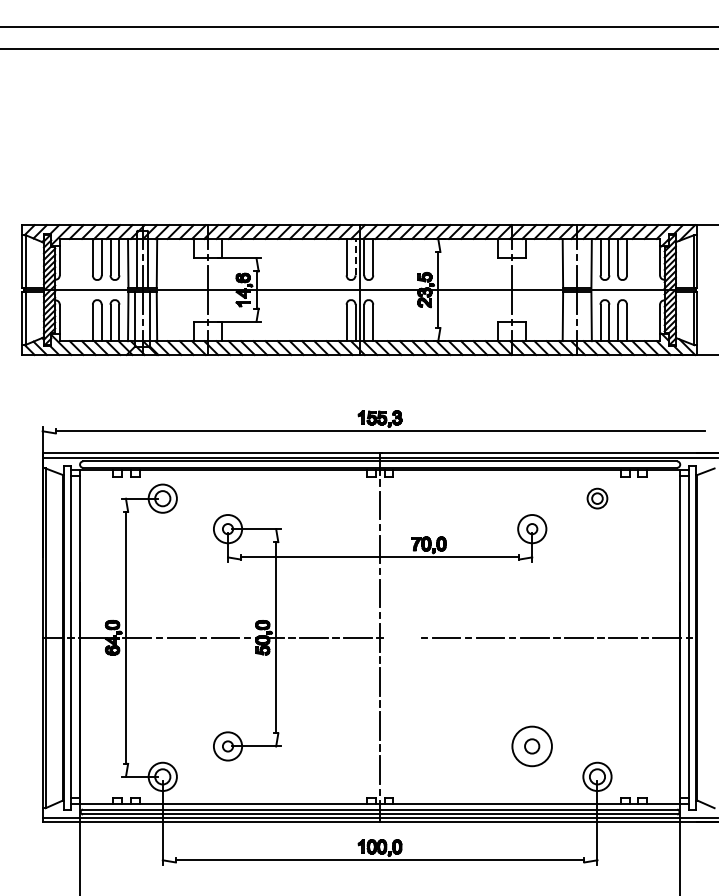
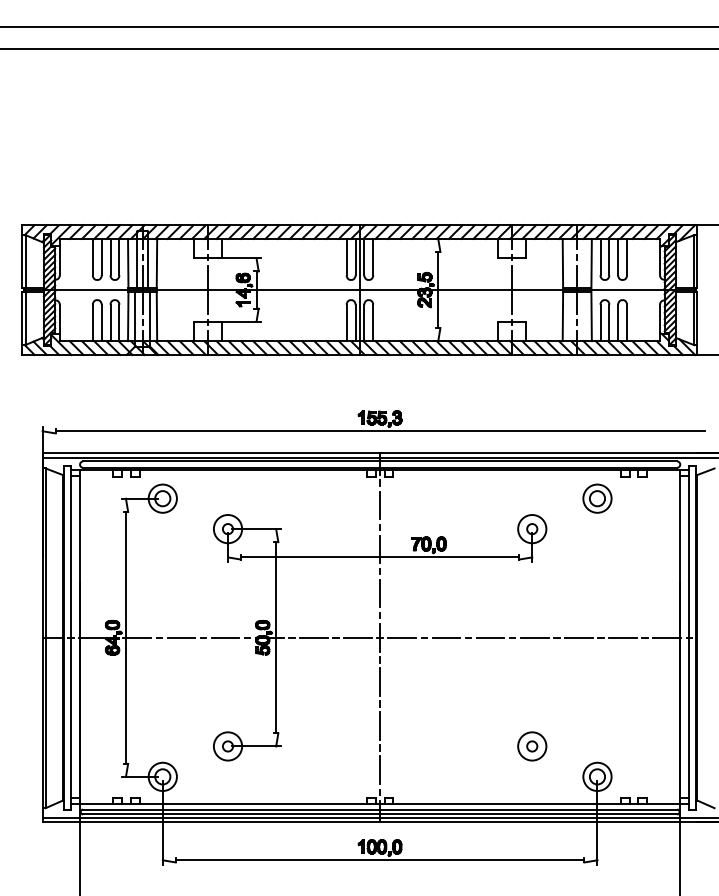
line: dashed -> solid (355, 256)
part size: 23x23 px -> 31x31 px (597, 498)
line: none -> present (402, 637)
part size: 42x43 px -> 31x31 px (532, 746)
